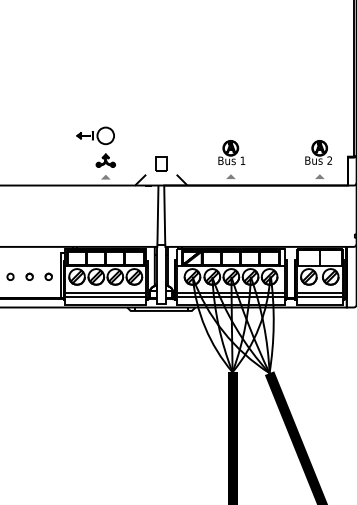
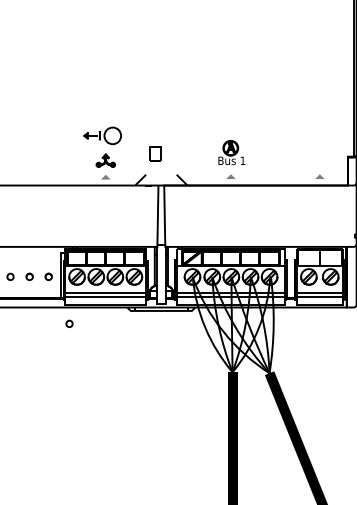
part position: (95, 135) -> (102, 135) (102, 135)
part: present -> none (318, 152)
part position: (161, 163) -> (155, 153) (155, 153)
part: none -> present (69, 323)
